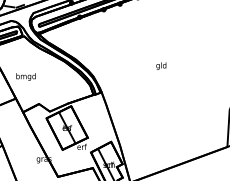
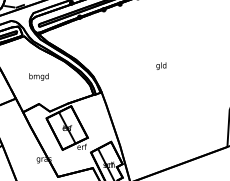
text position: (25, 76) -> (38, 76) (38, 76)
